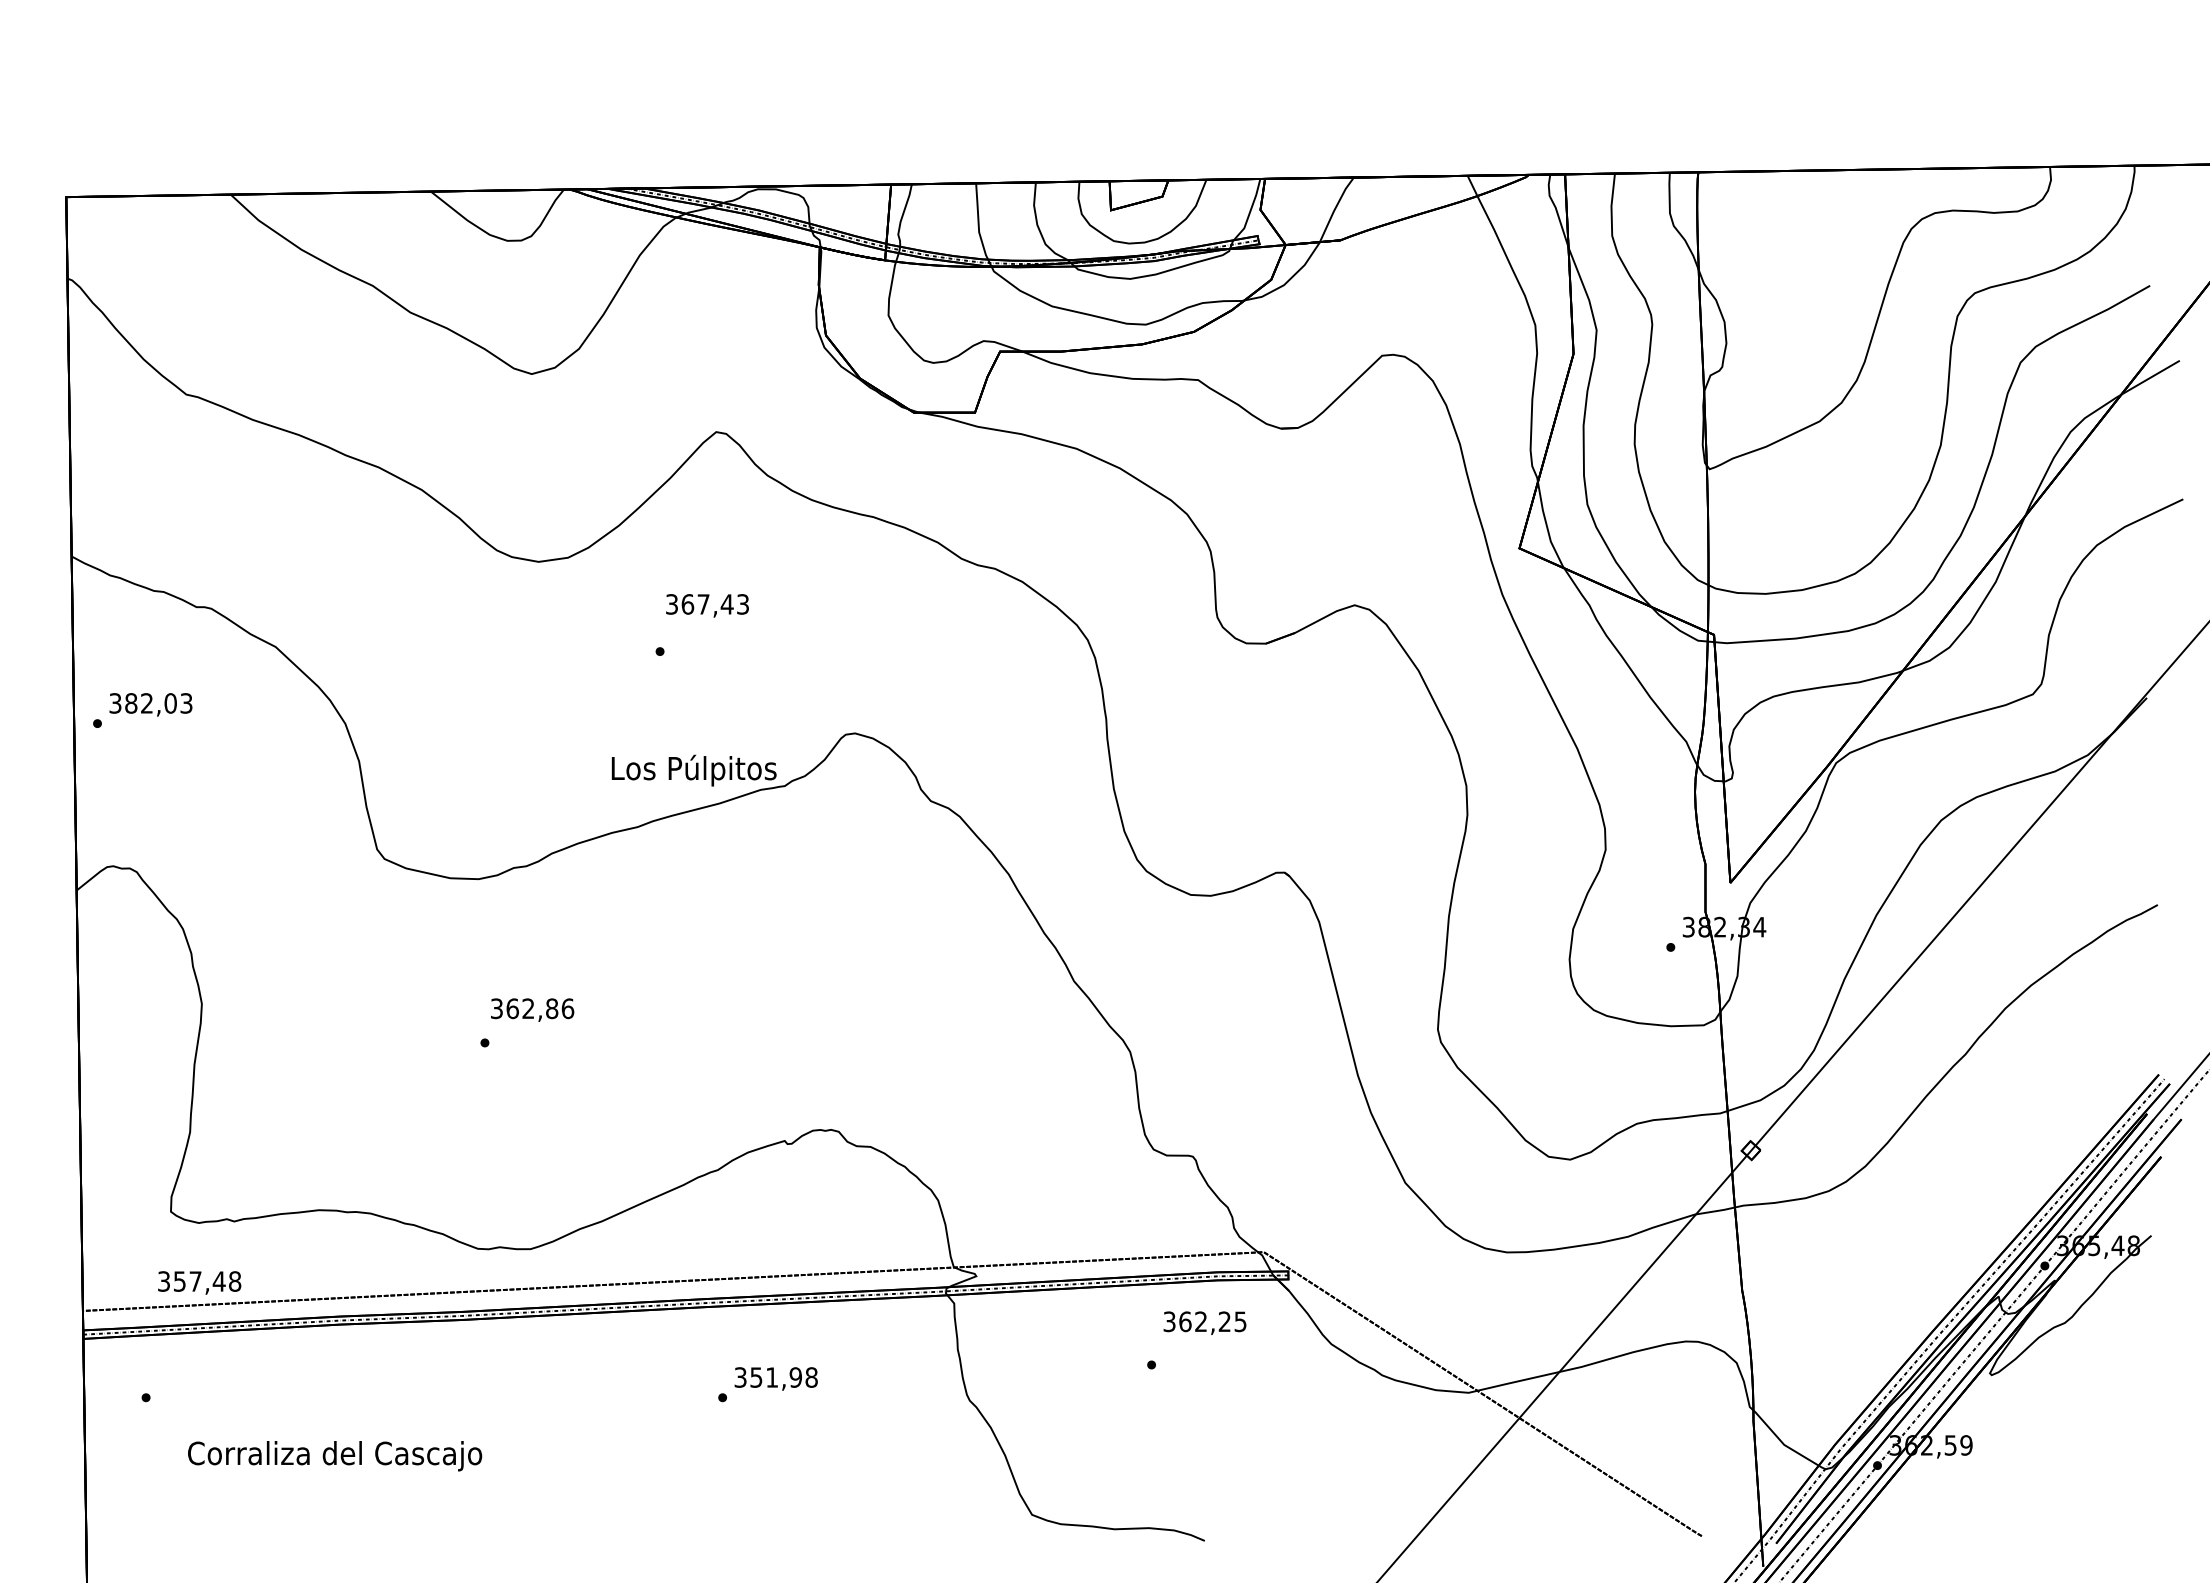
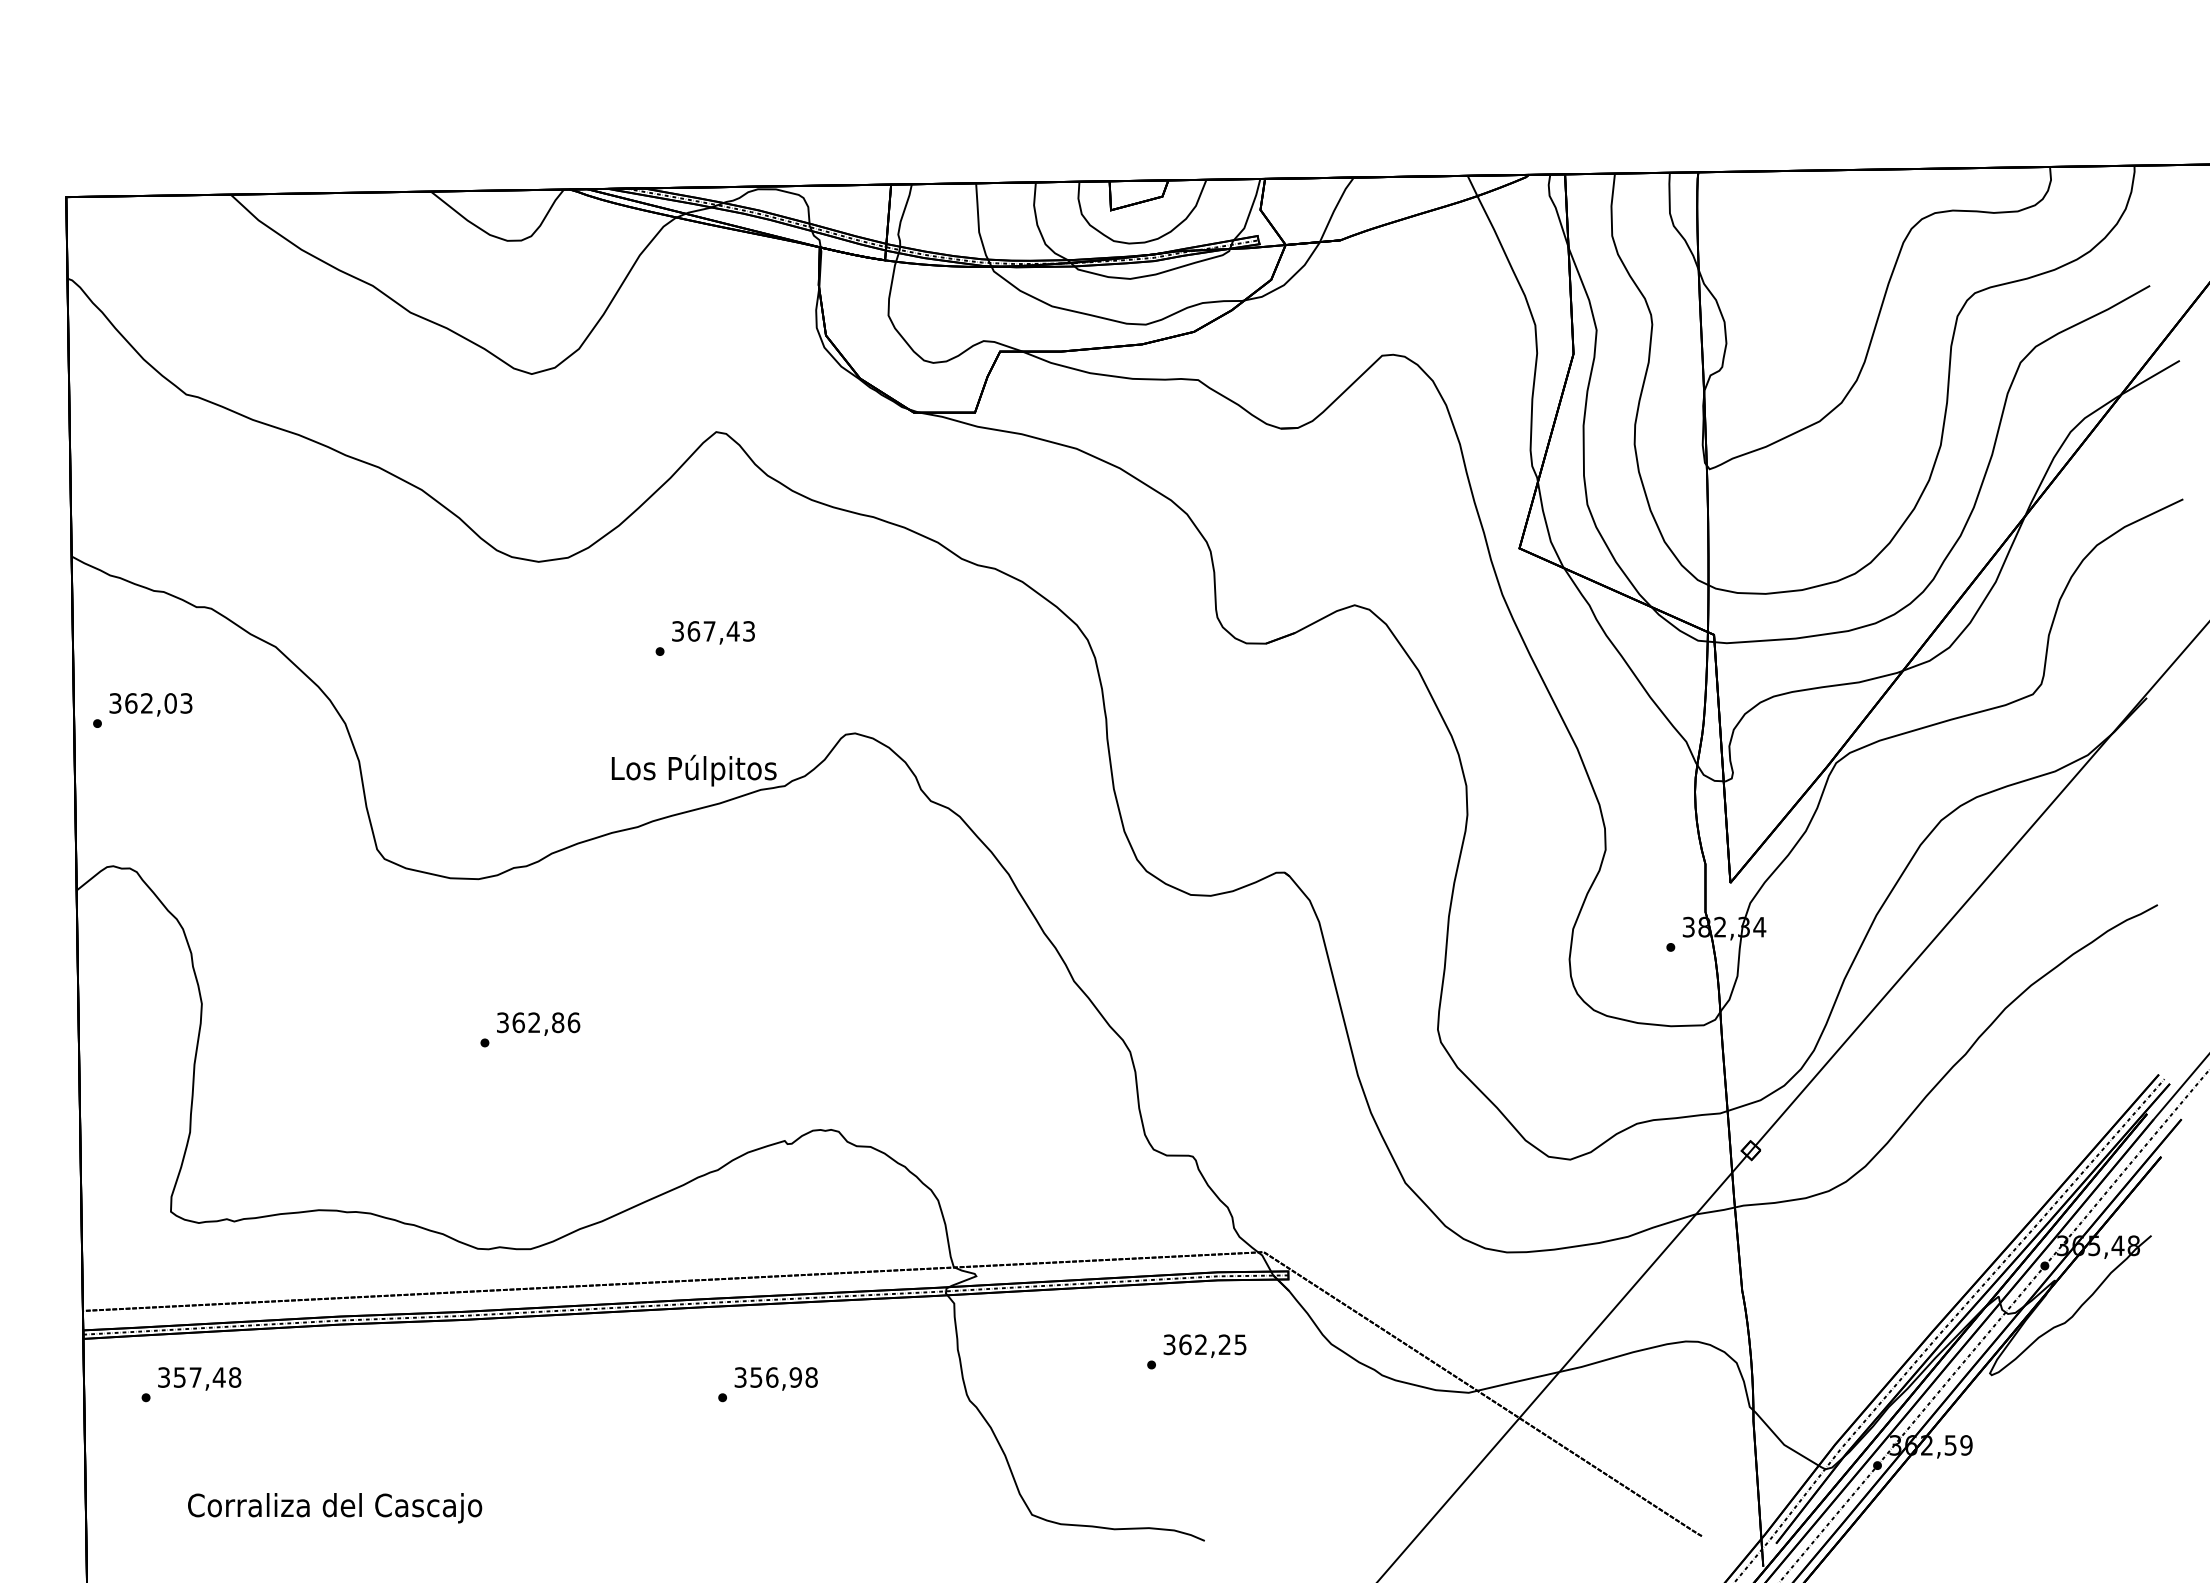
text position: (707, 605) -> (713, 632) (713, 632)
text: 382,03 -> 362,03 (131, 703)
text position: (532, 1009) -> (538, 1023) (538, 1023)
text position: (199, 1282) -> (199, 1378) (199, 1378)
text position: (1204, 1322) -> (1204, 1345) (1204, 1345)
text: 351,98 -> 356,98 (772, 1377)
text position: (335, 1456) -> (335, 1508) (335, 1508)
